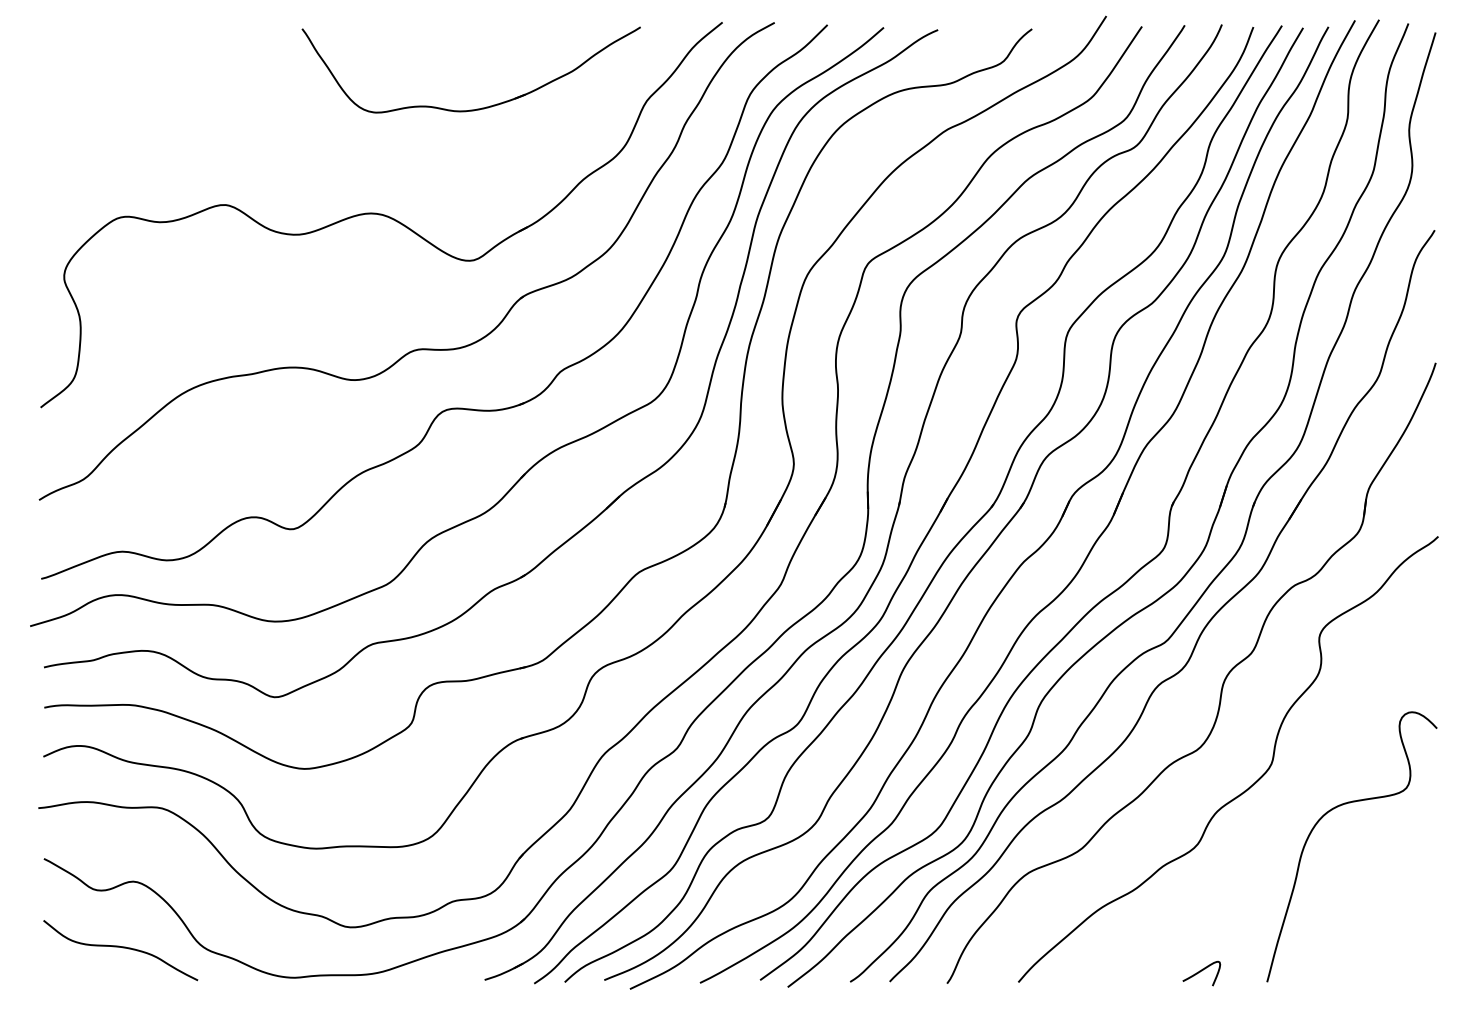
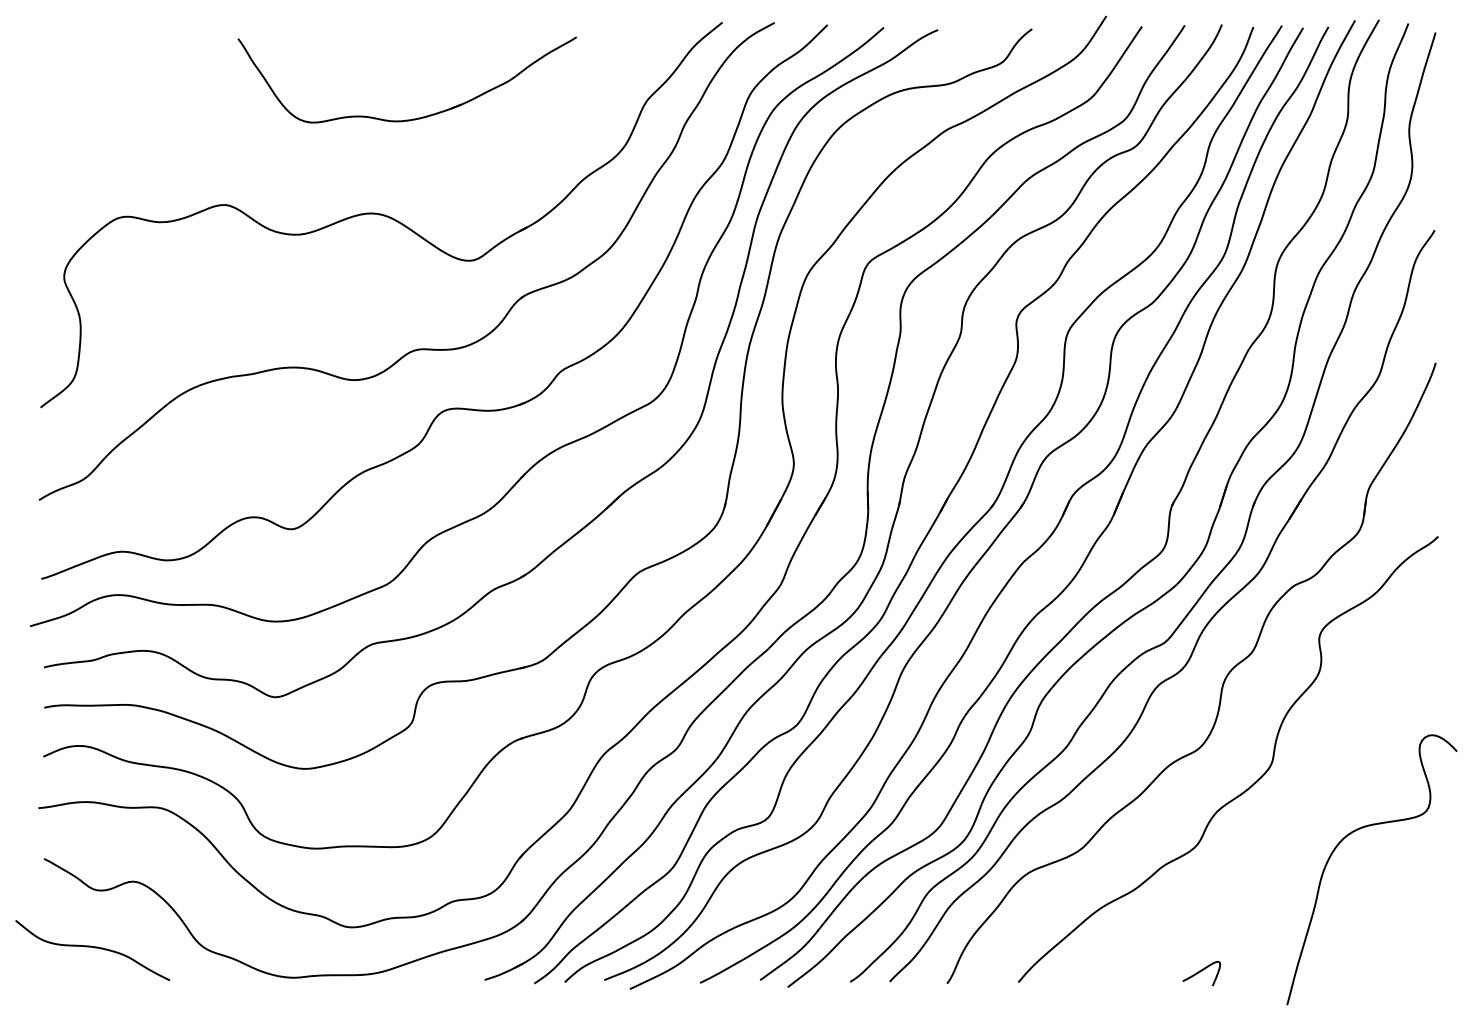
part position: (477, 108) -> (413, 118) (413, 118)
curve position: (1323, 817) -> (1343, 840) (1343, 840)
curve position: (122, 948) -> (94, 948) (94, 948)
